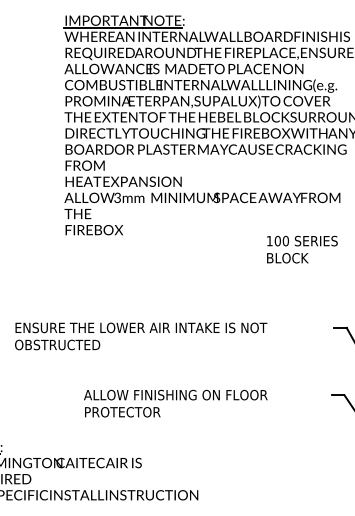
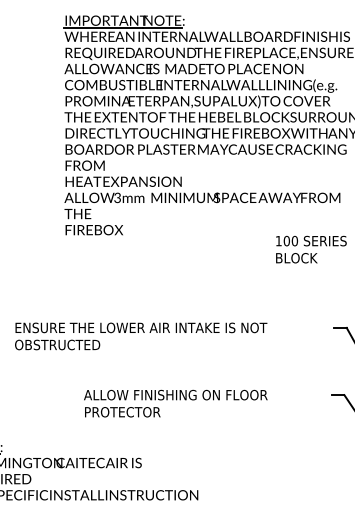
text position: (302, 249) -> (311, 249) (311, 249)
